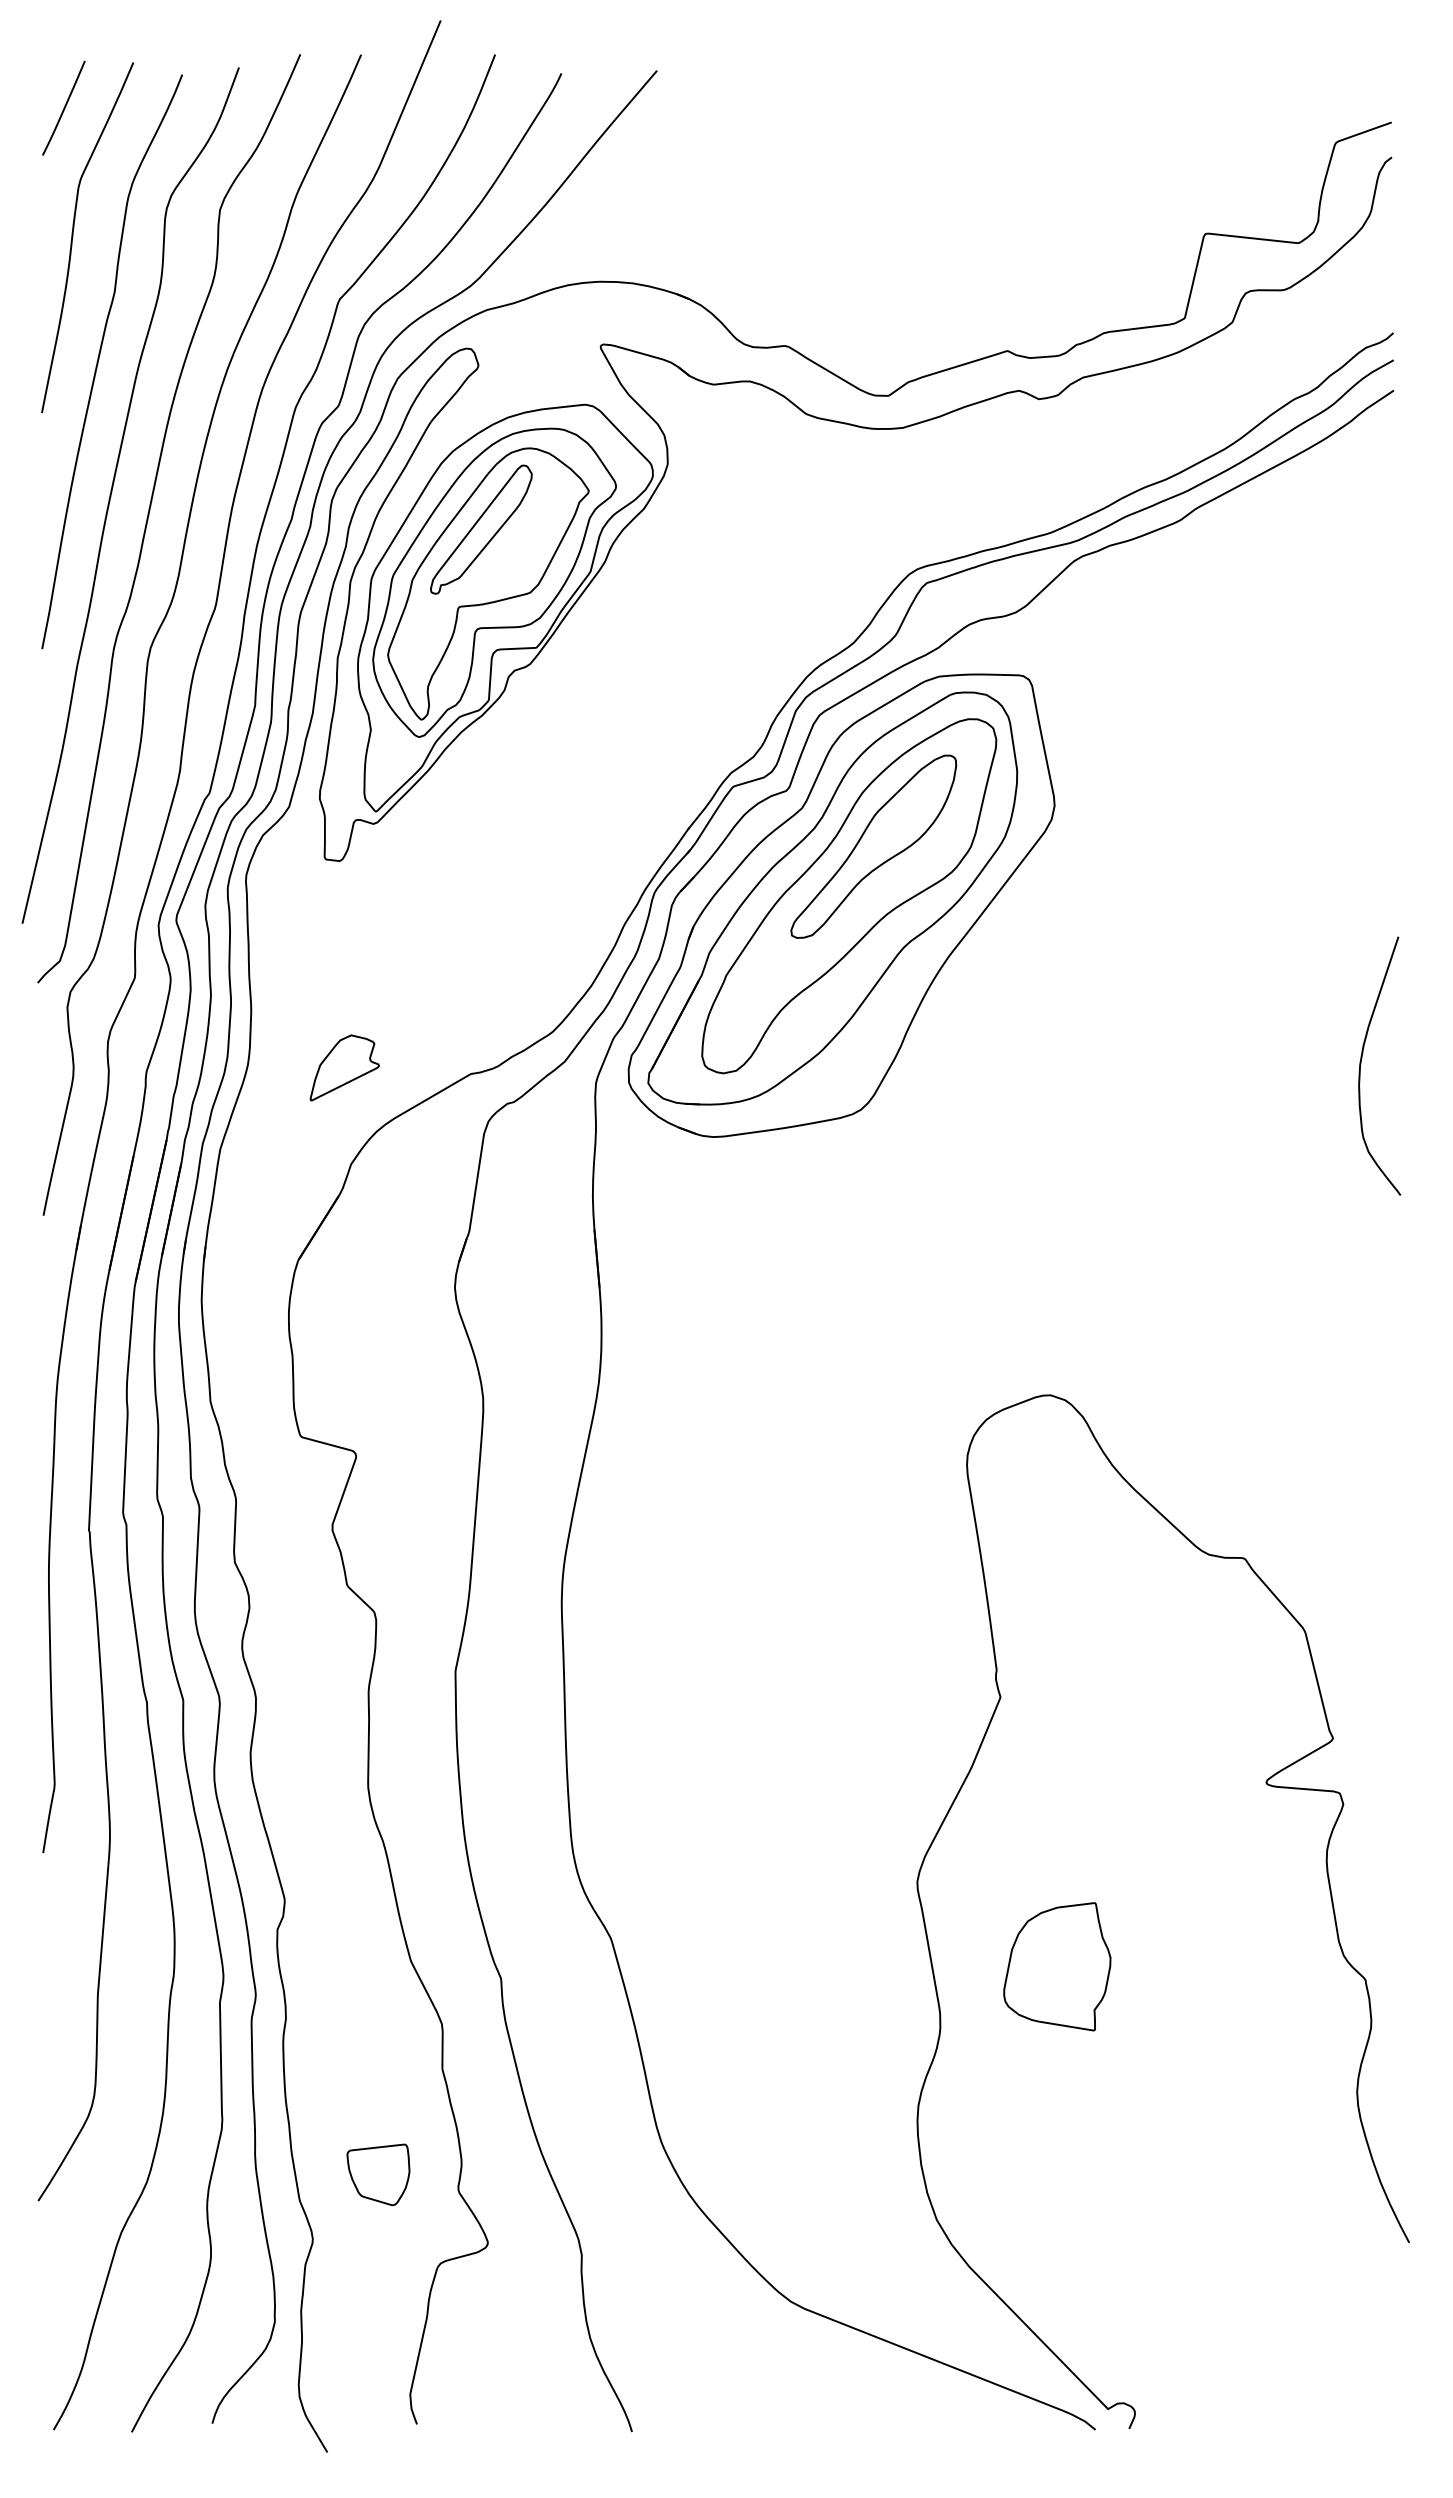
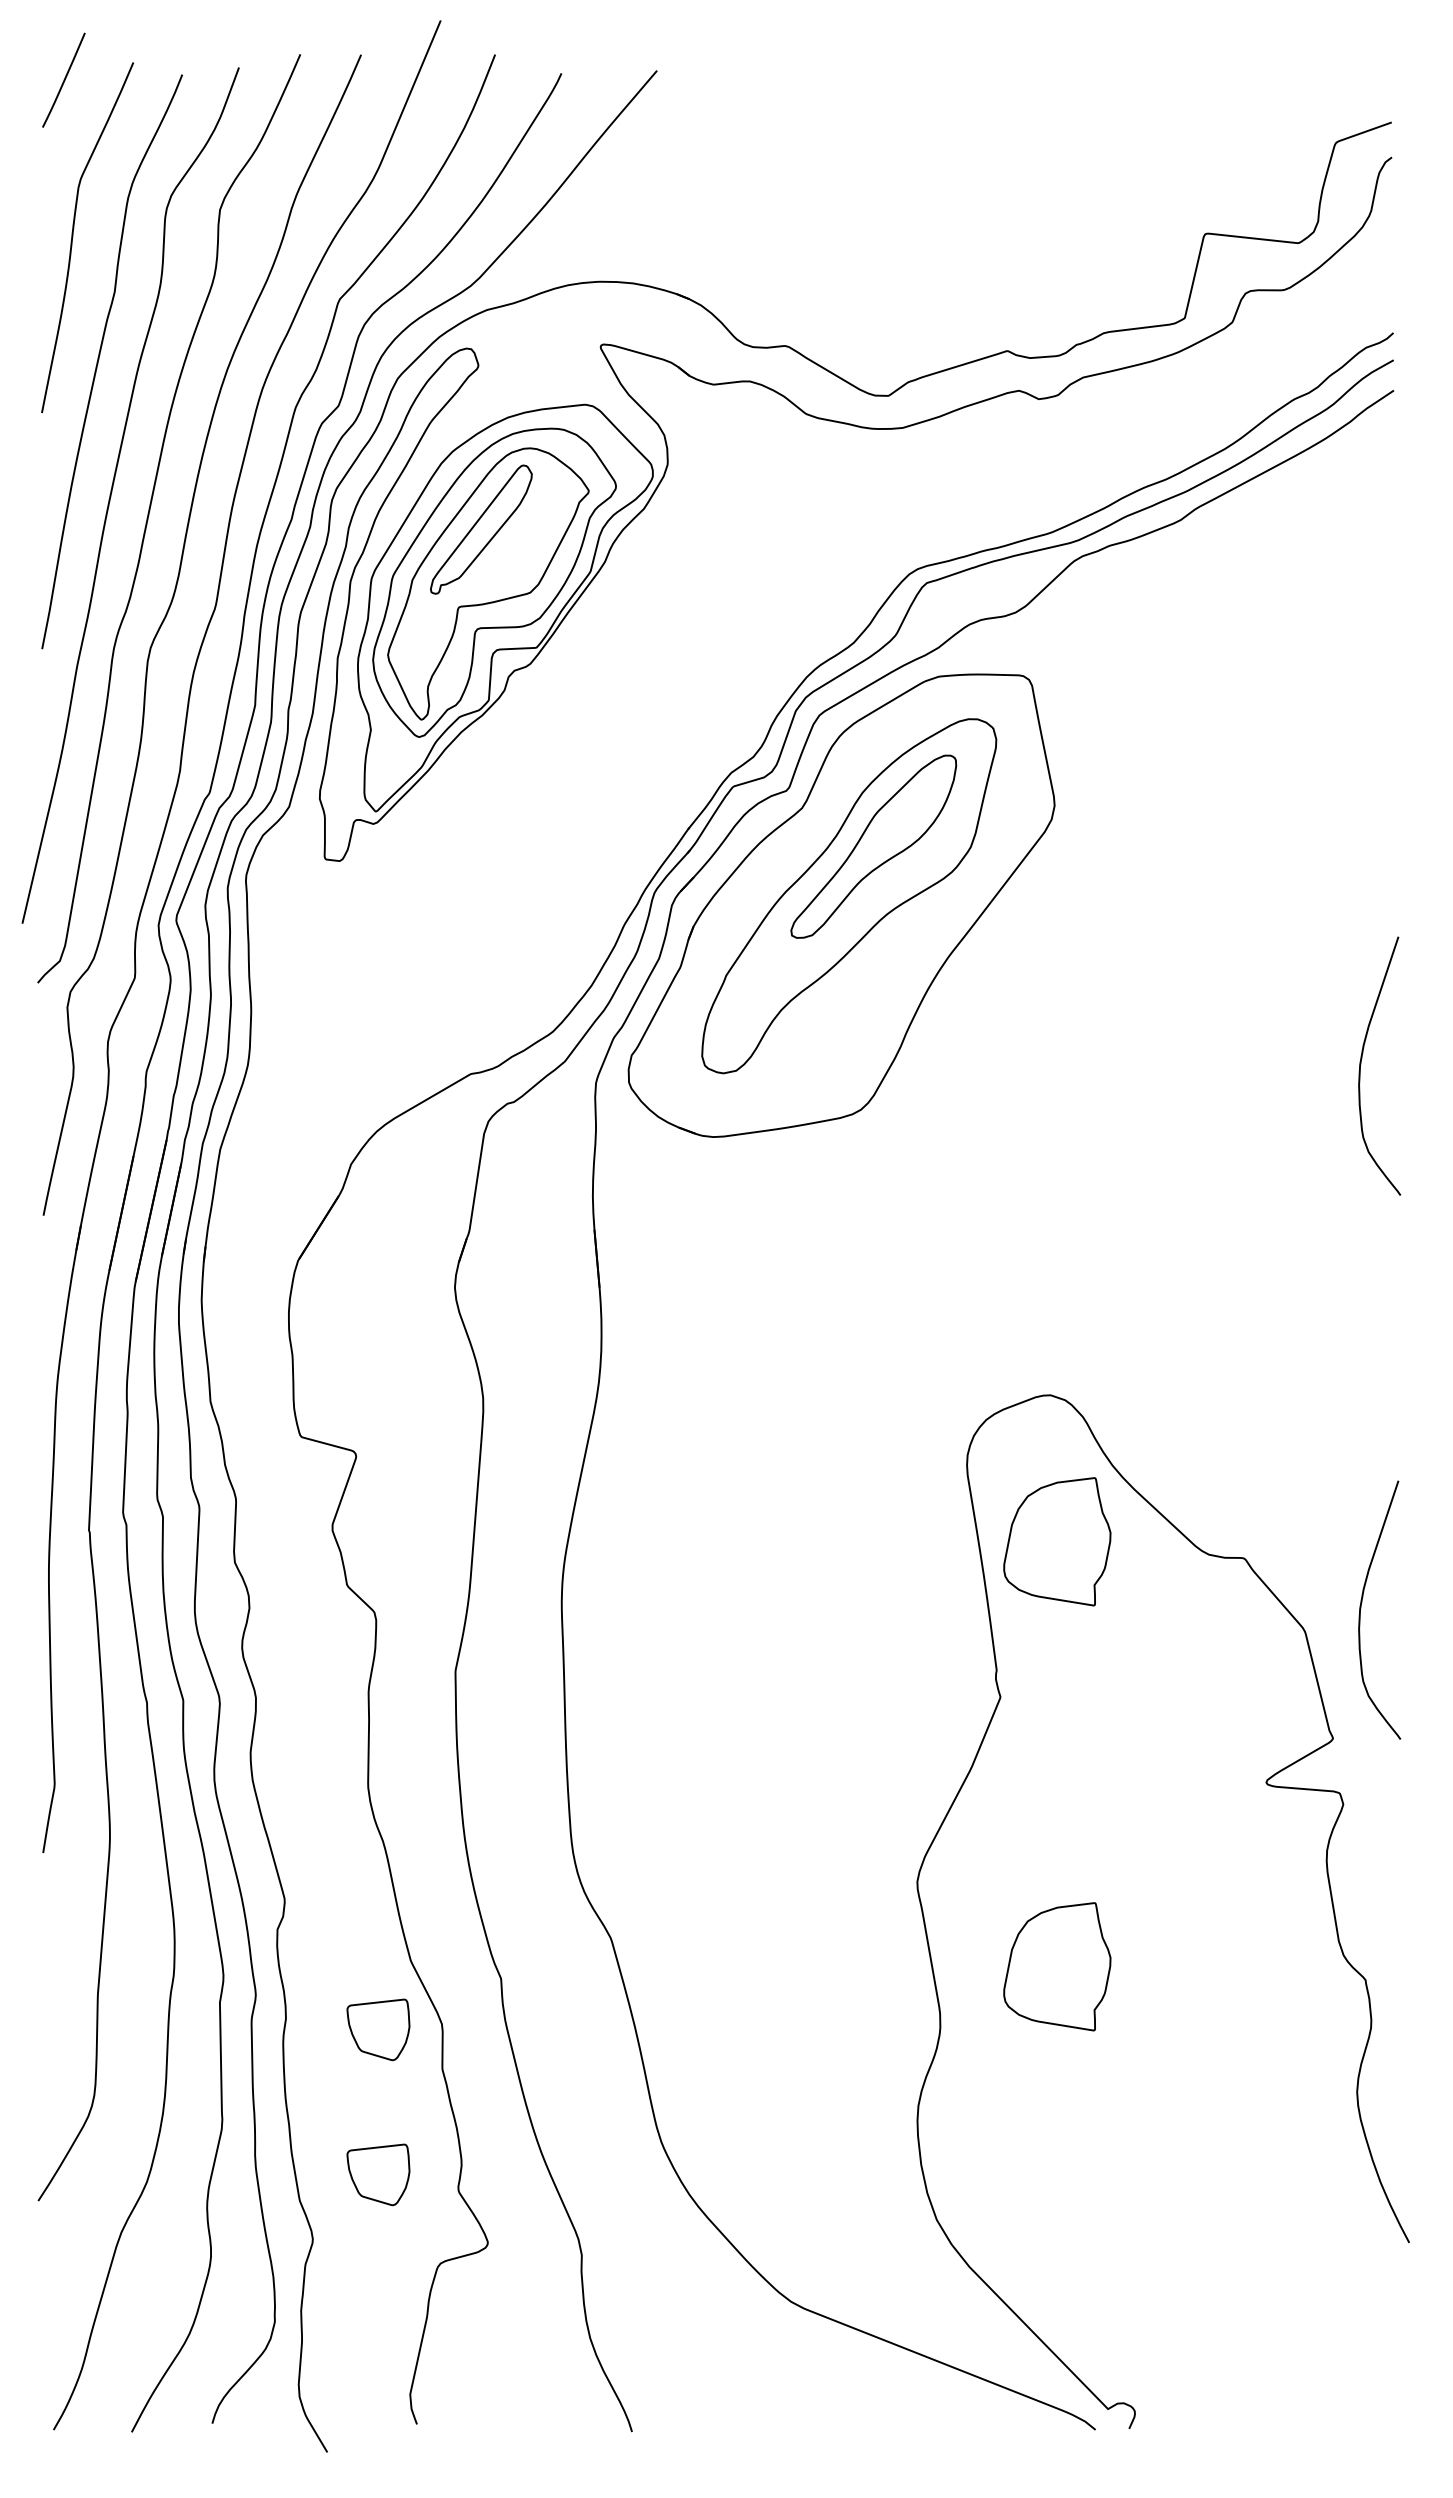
line position: (63, 107) -> (63, 79) (63, 79)
part: present -> none (832, 898)
part: present -> none (344, 1067)
part: none -> present (1057, 1541)
curve: none -> present (1361, 1608)
part: none -> present (378, 2029)
